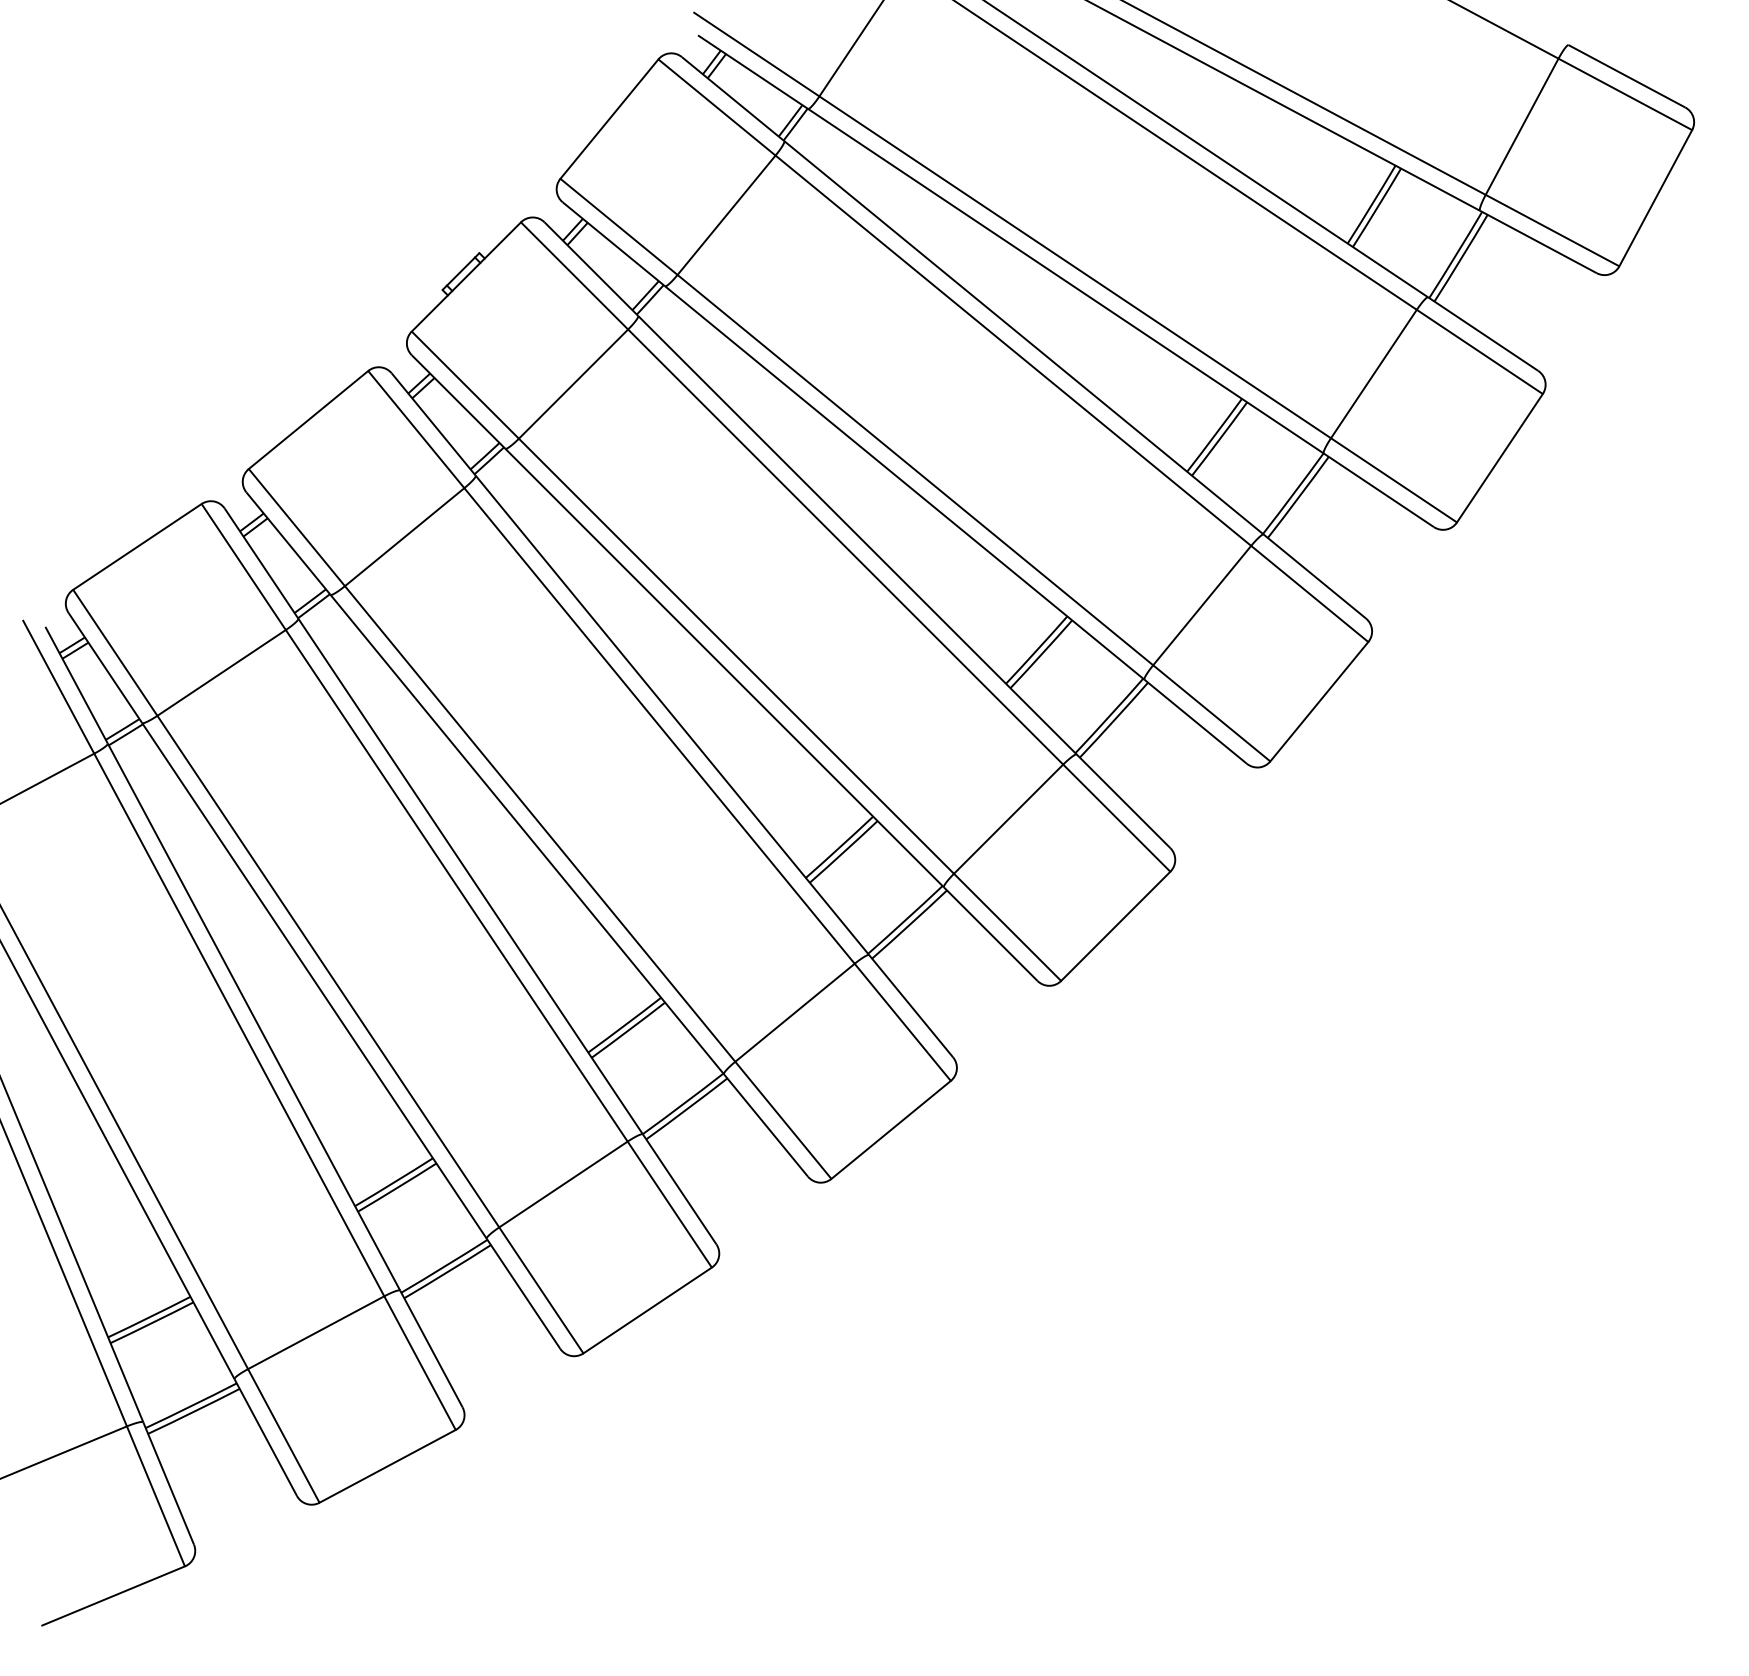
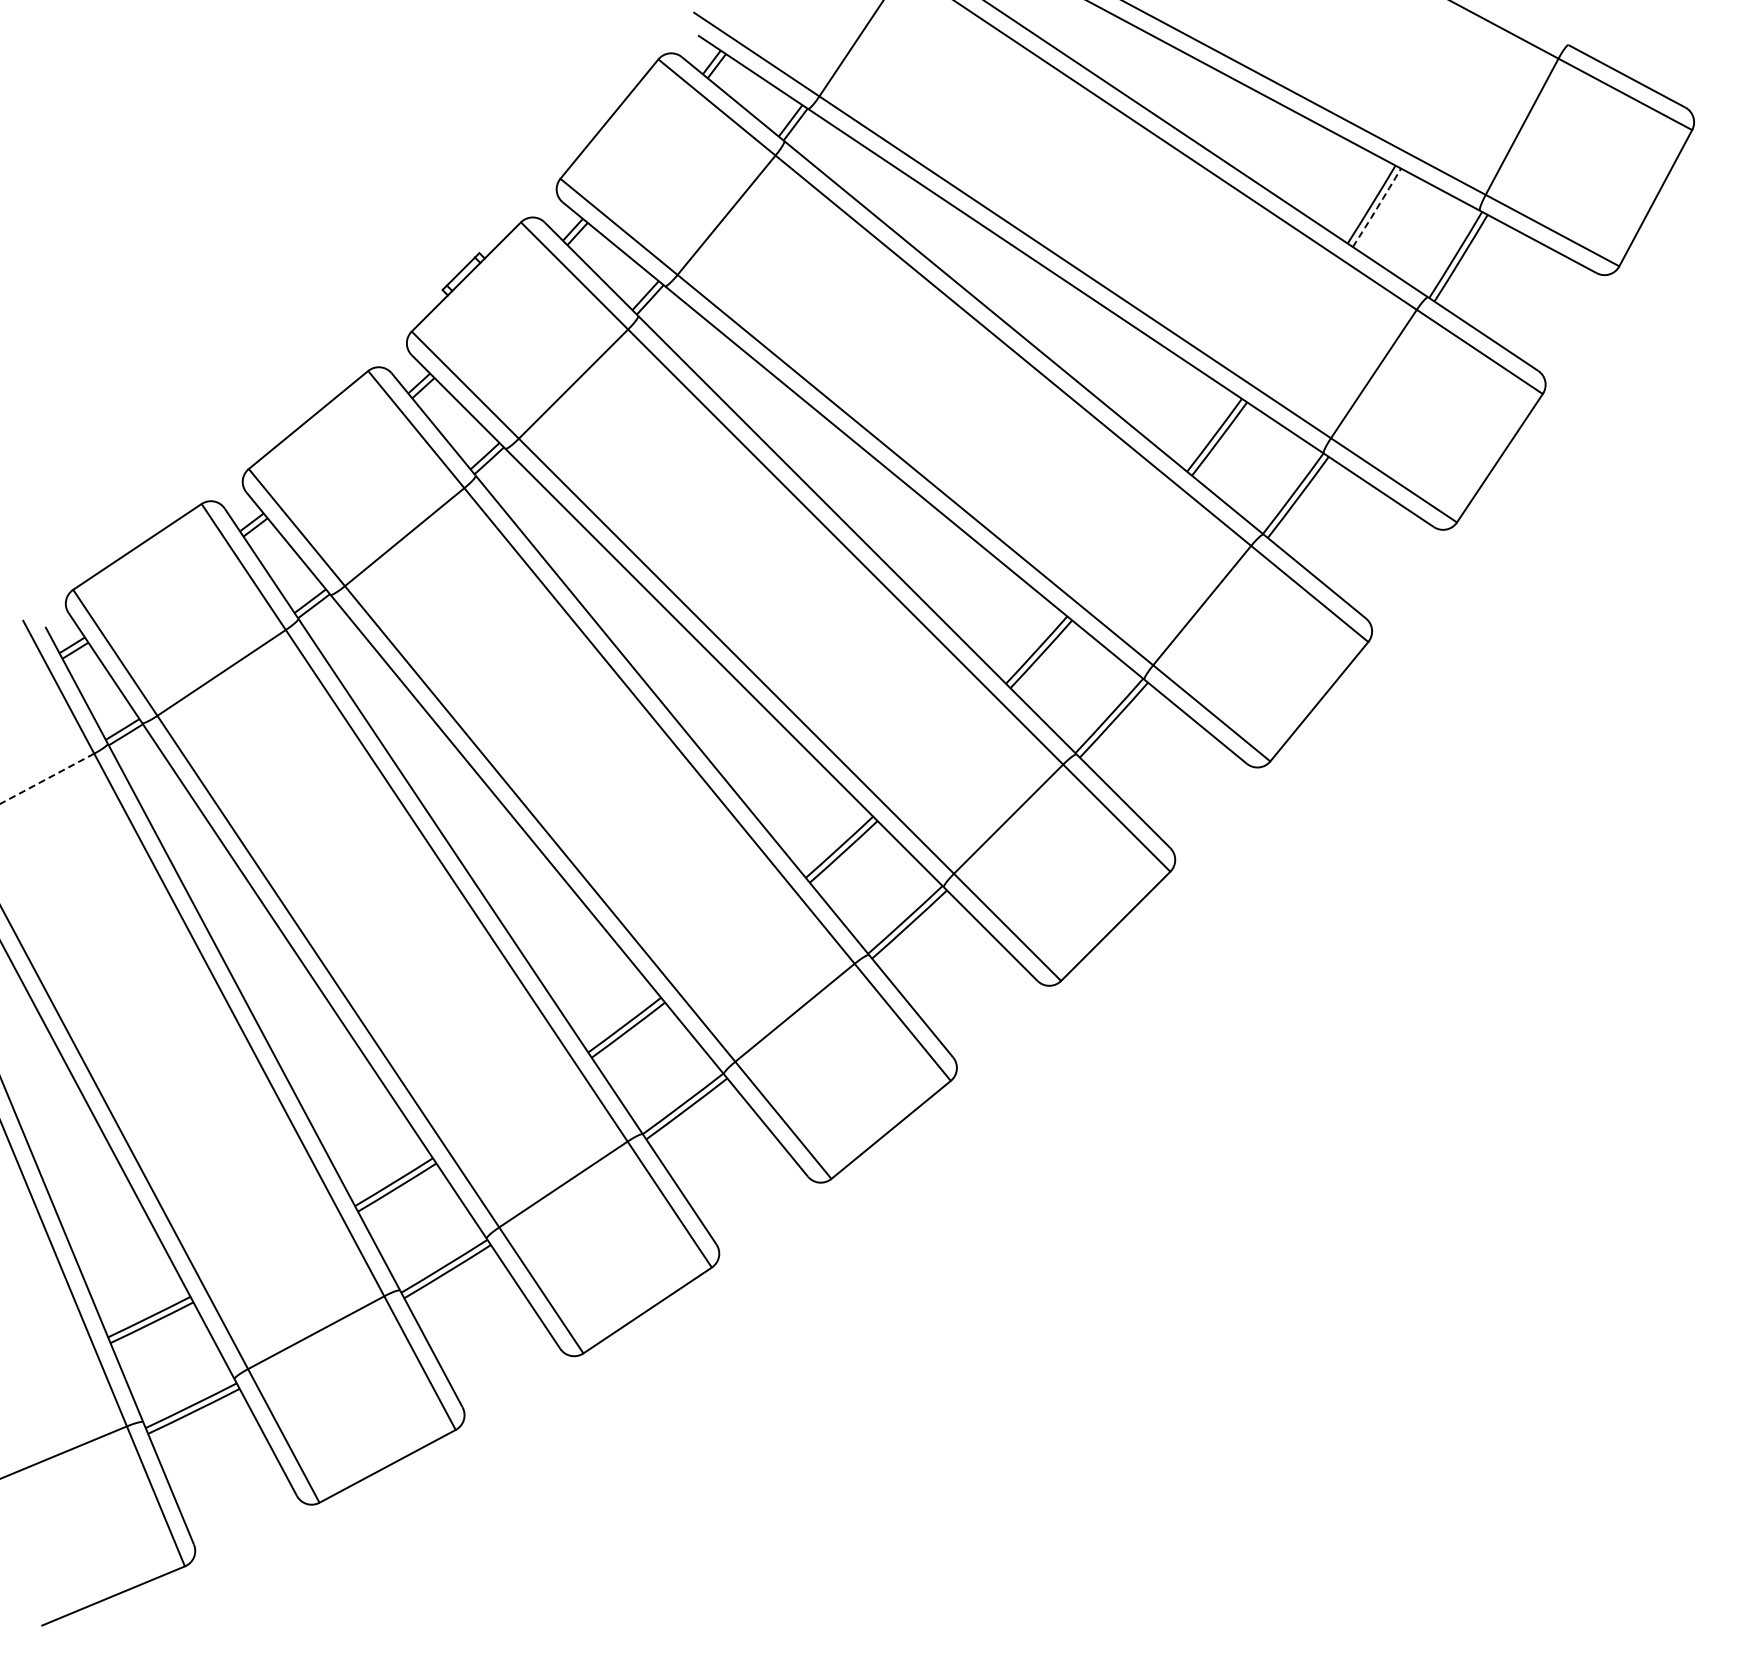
arc: solid -> dashed (1377, 208)
line: solid -> dashed (46, 779)
